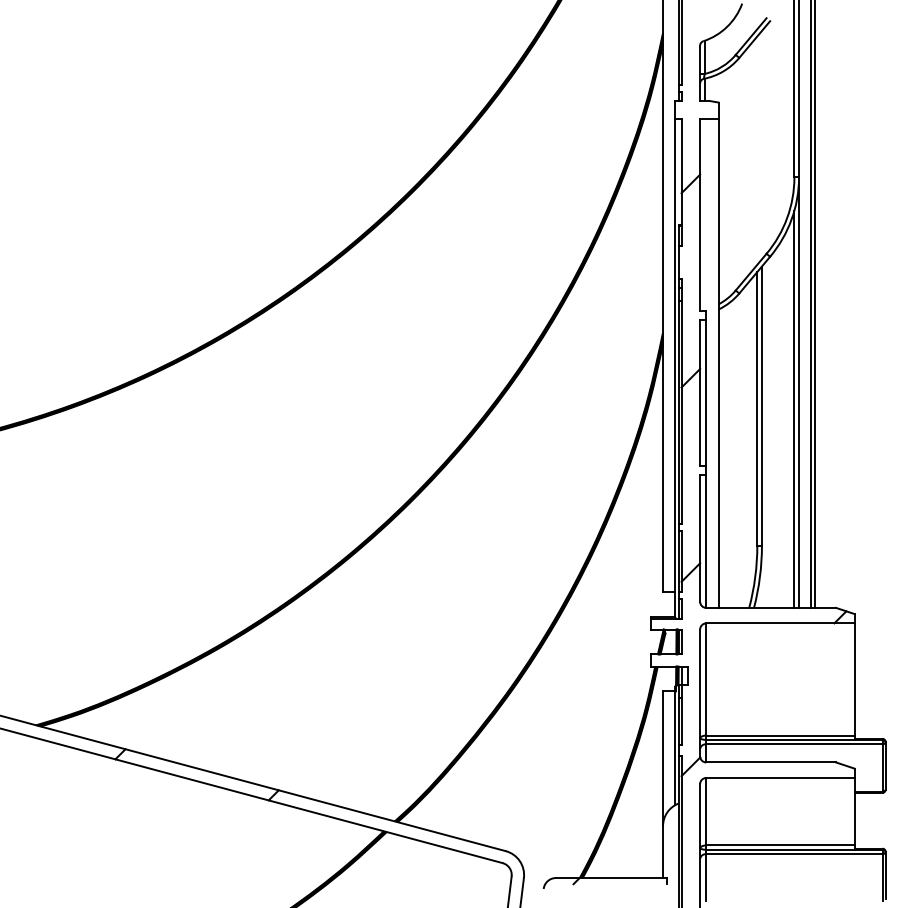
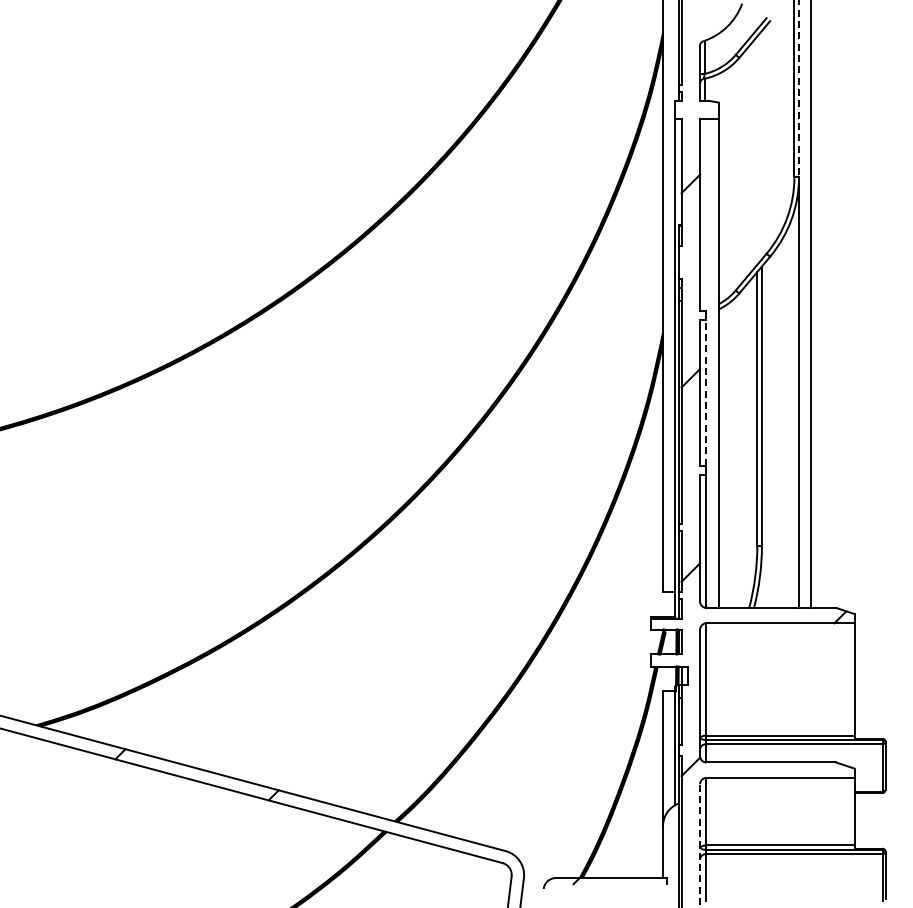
line: solid -> dashed (799, 89)
line: present -> none (814, 304)
line: solid -> dashed (706, 393)
line: present -> none (794, 408)
line: solid -> dashed (700, 845)
